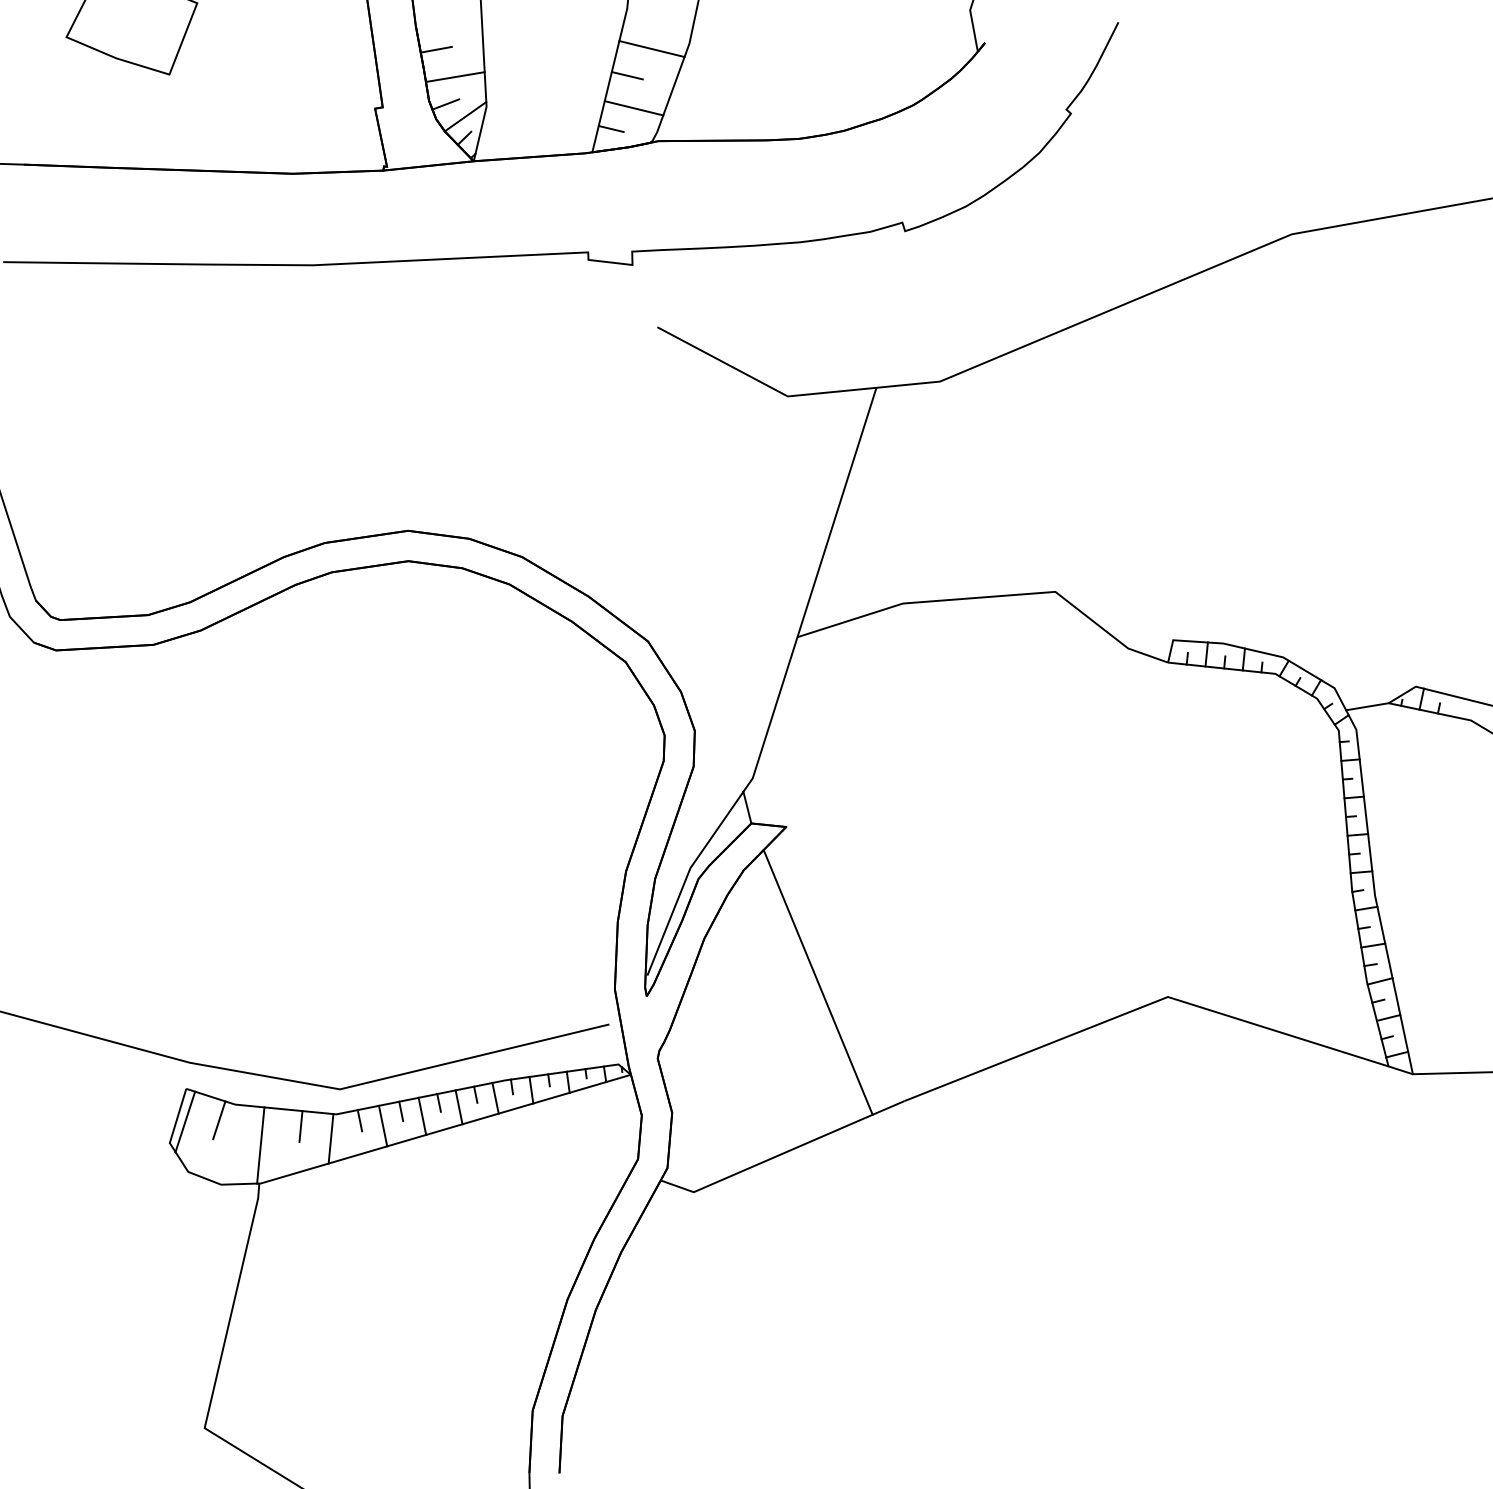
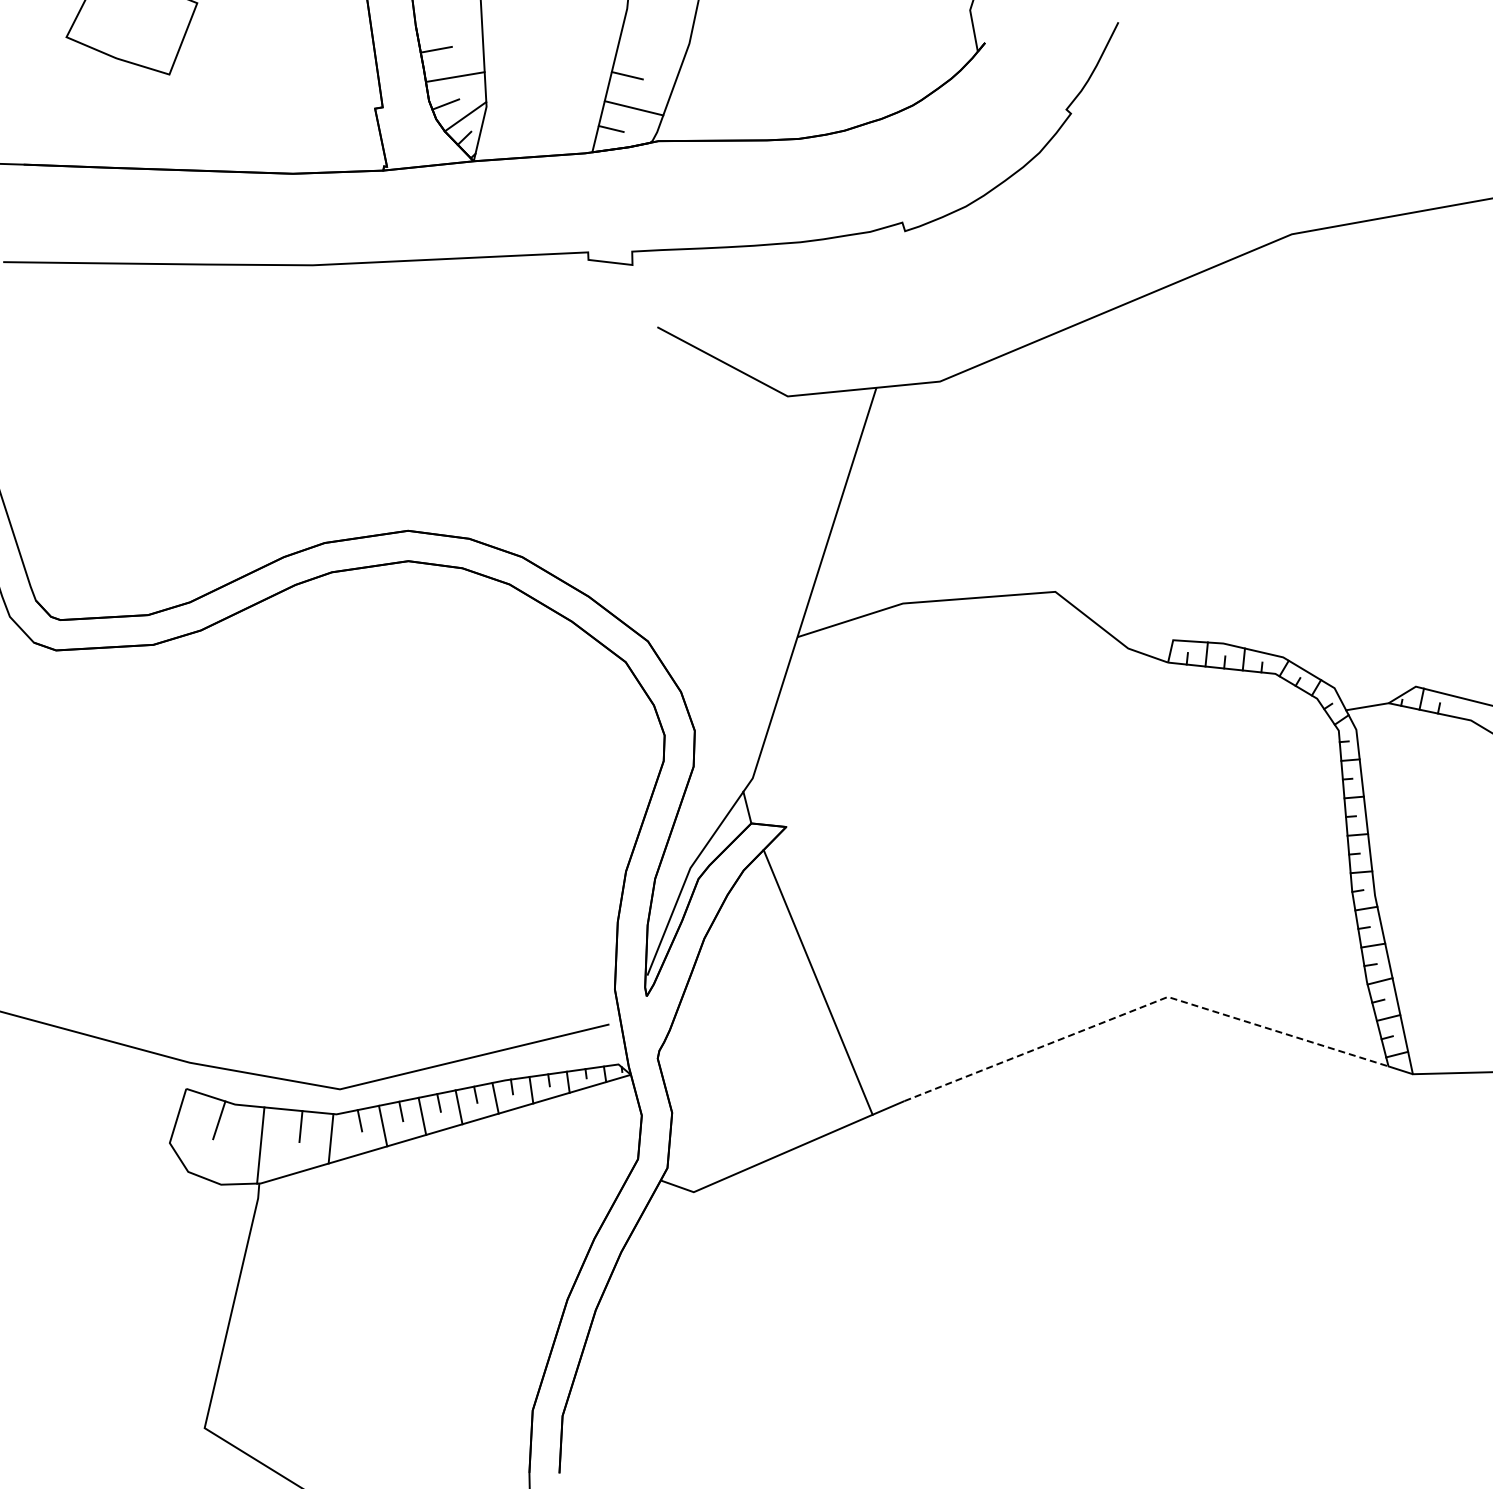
line: present -> none (651, 49)
line: solid -> dashed (1144, 1006)
line: present -> none (185, 1121)
